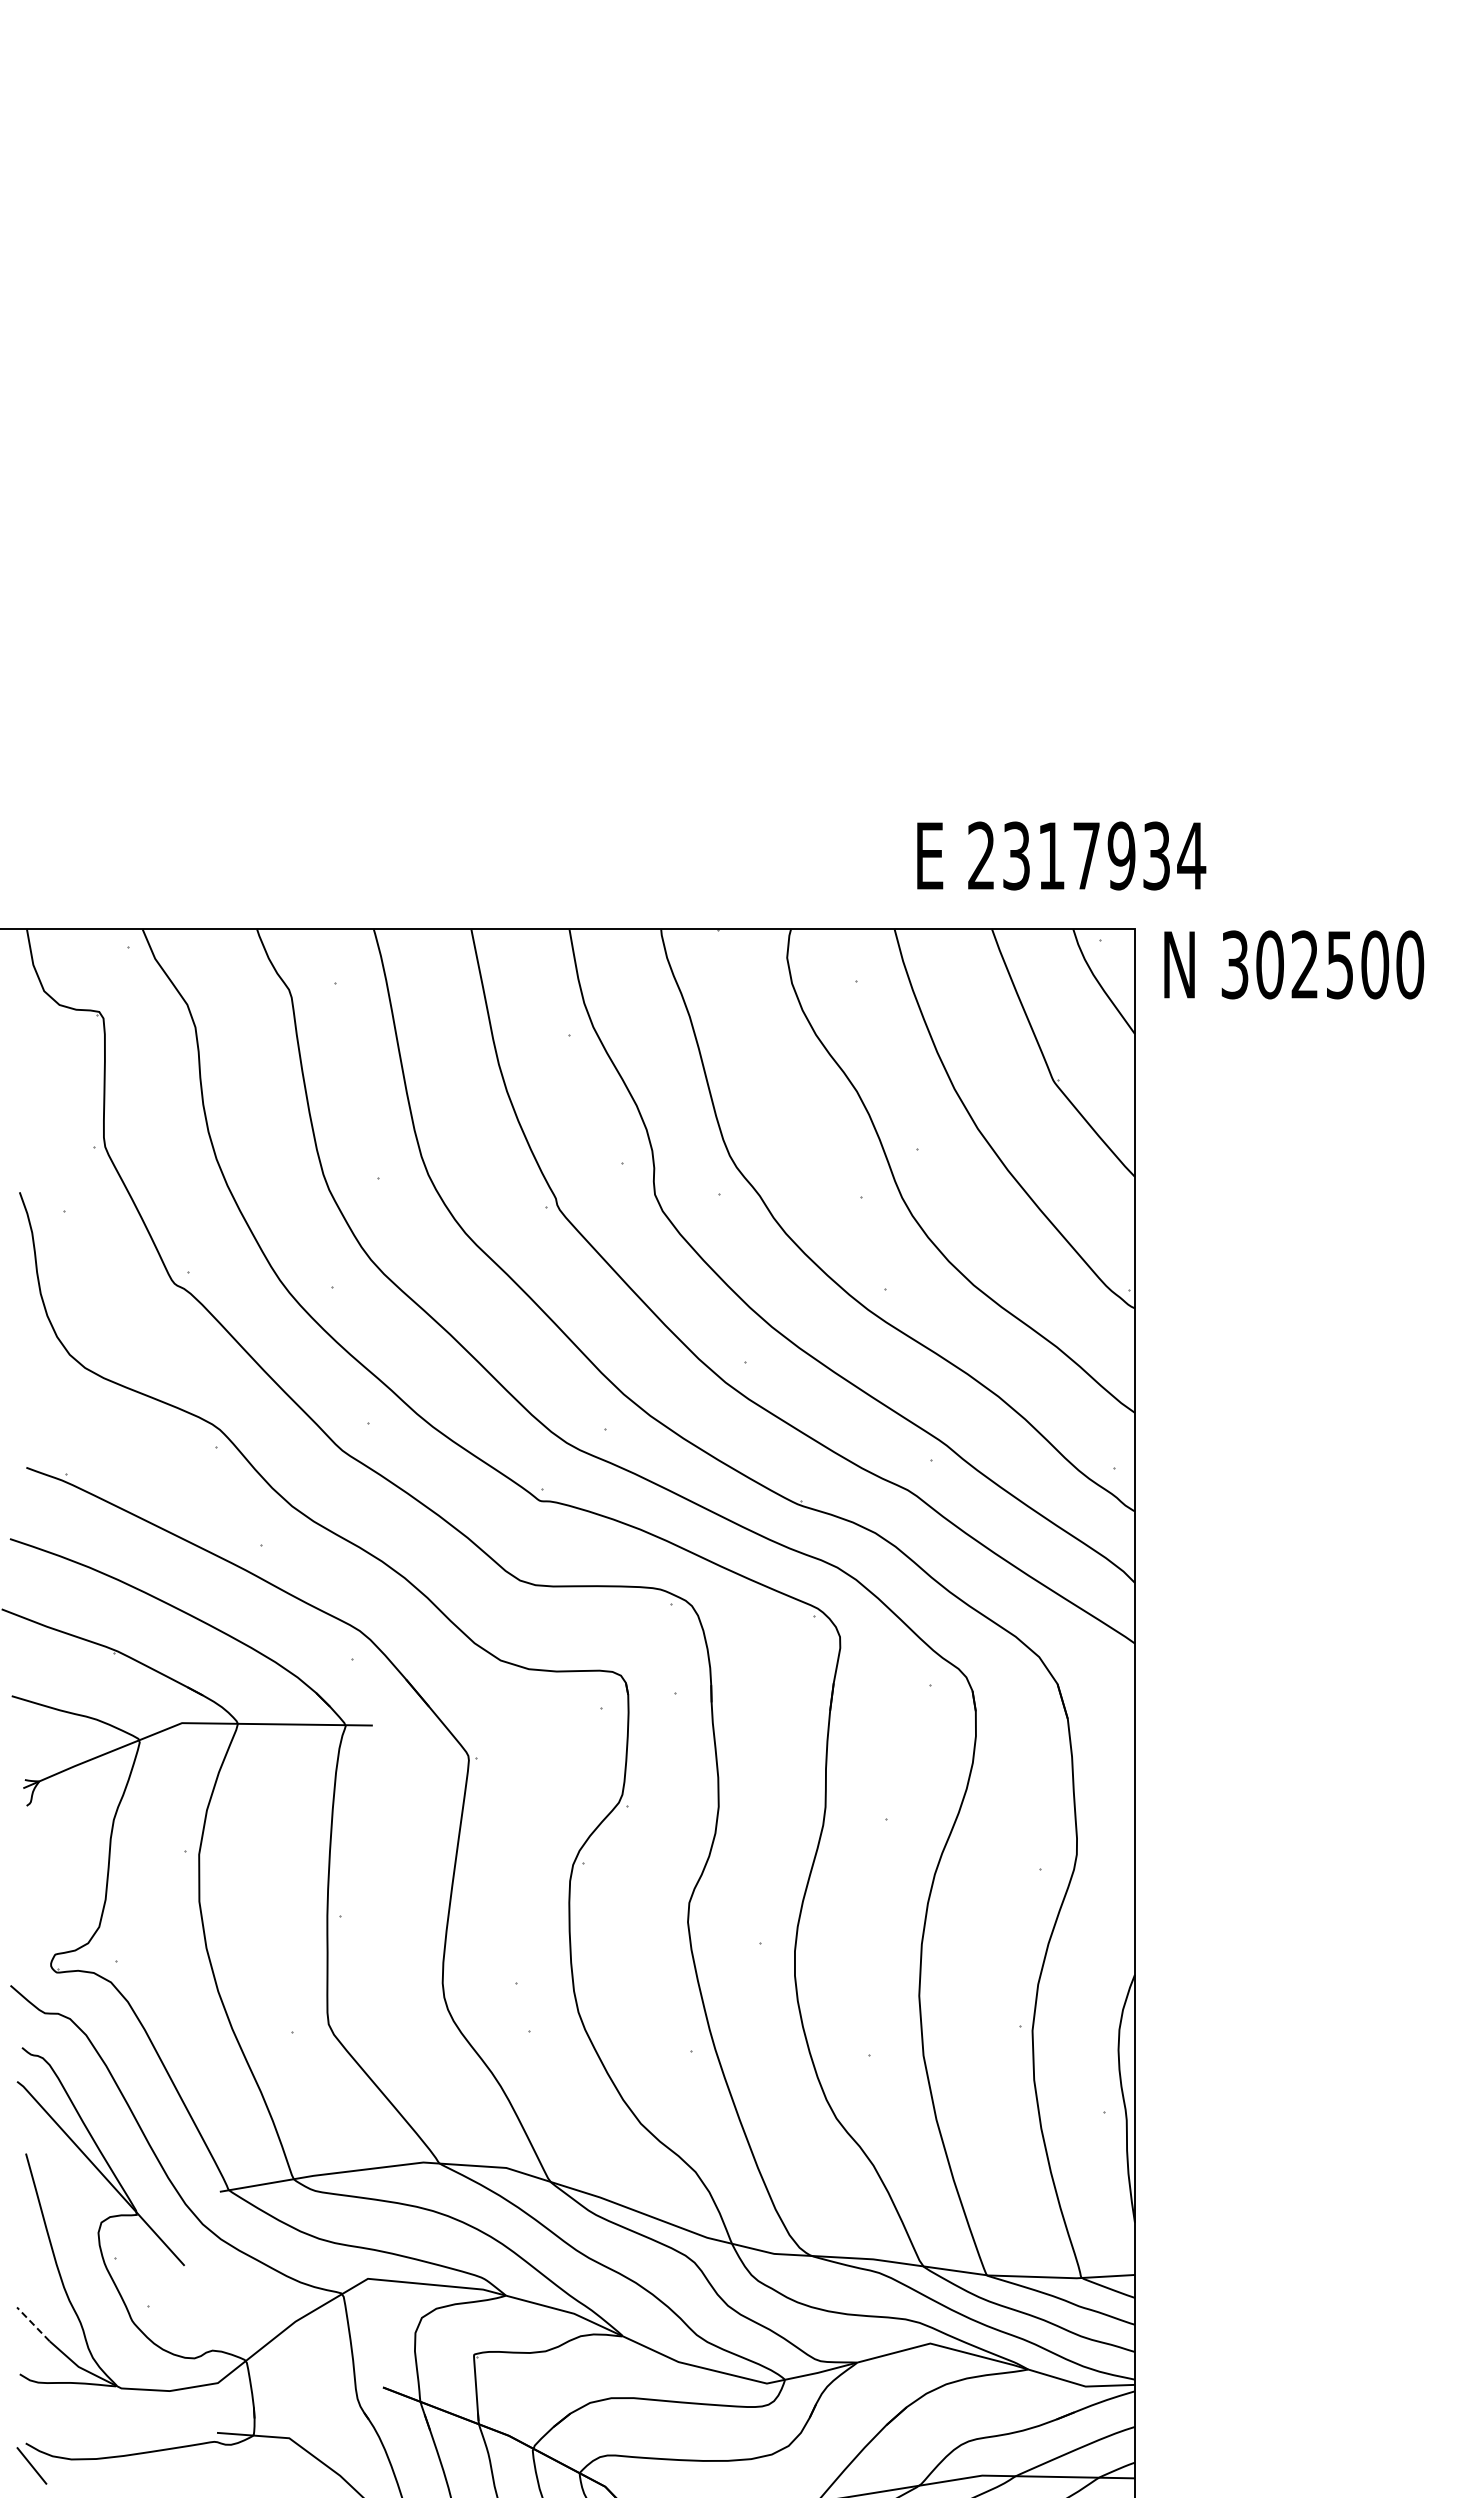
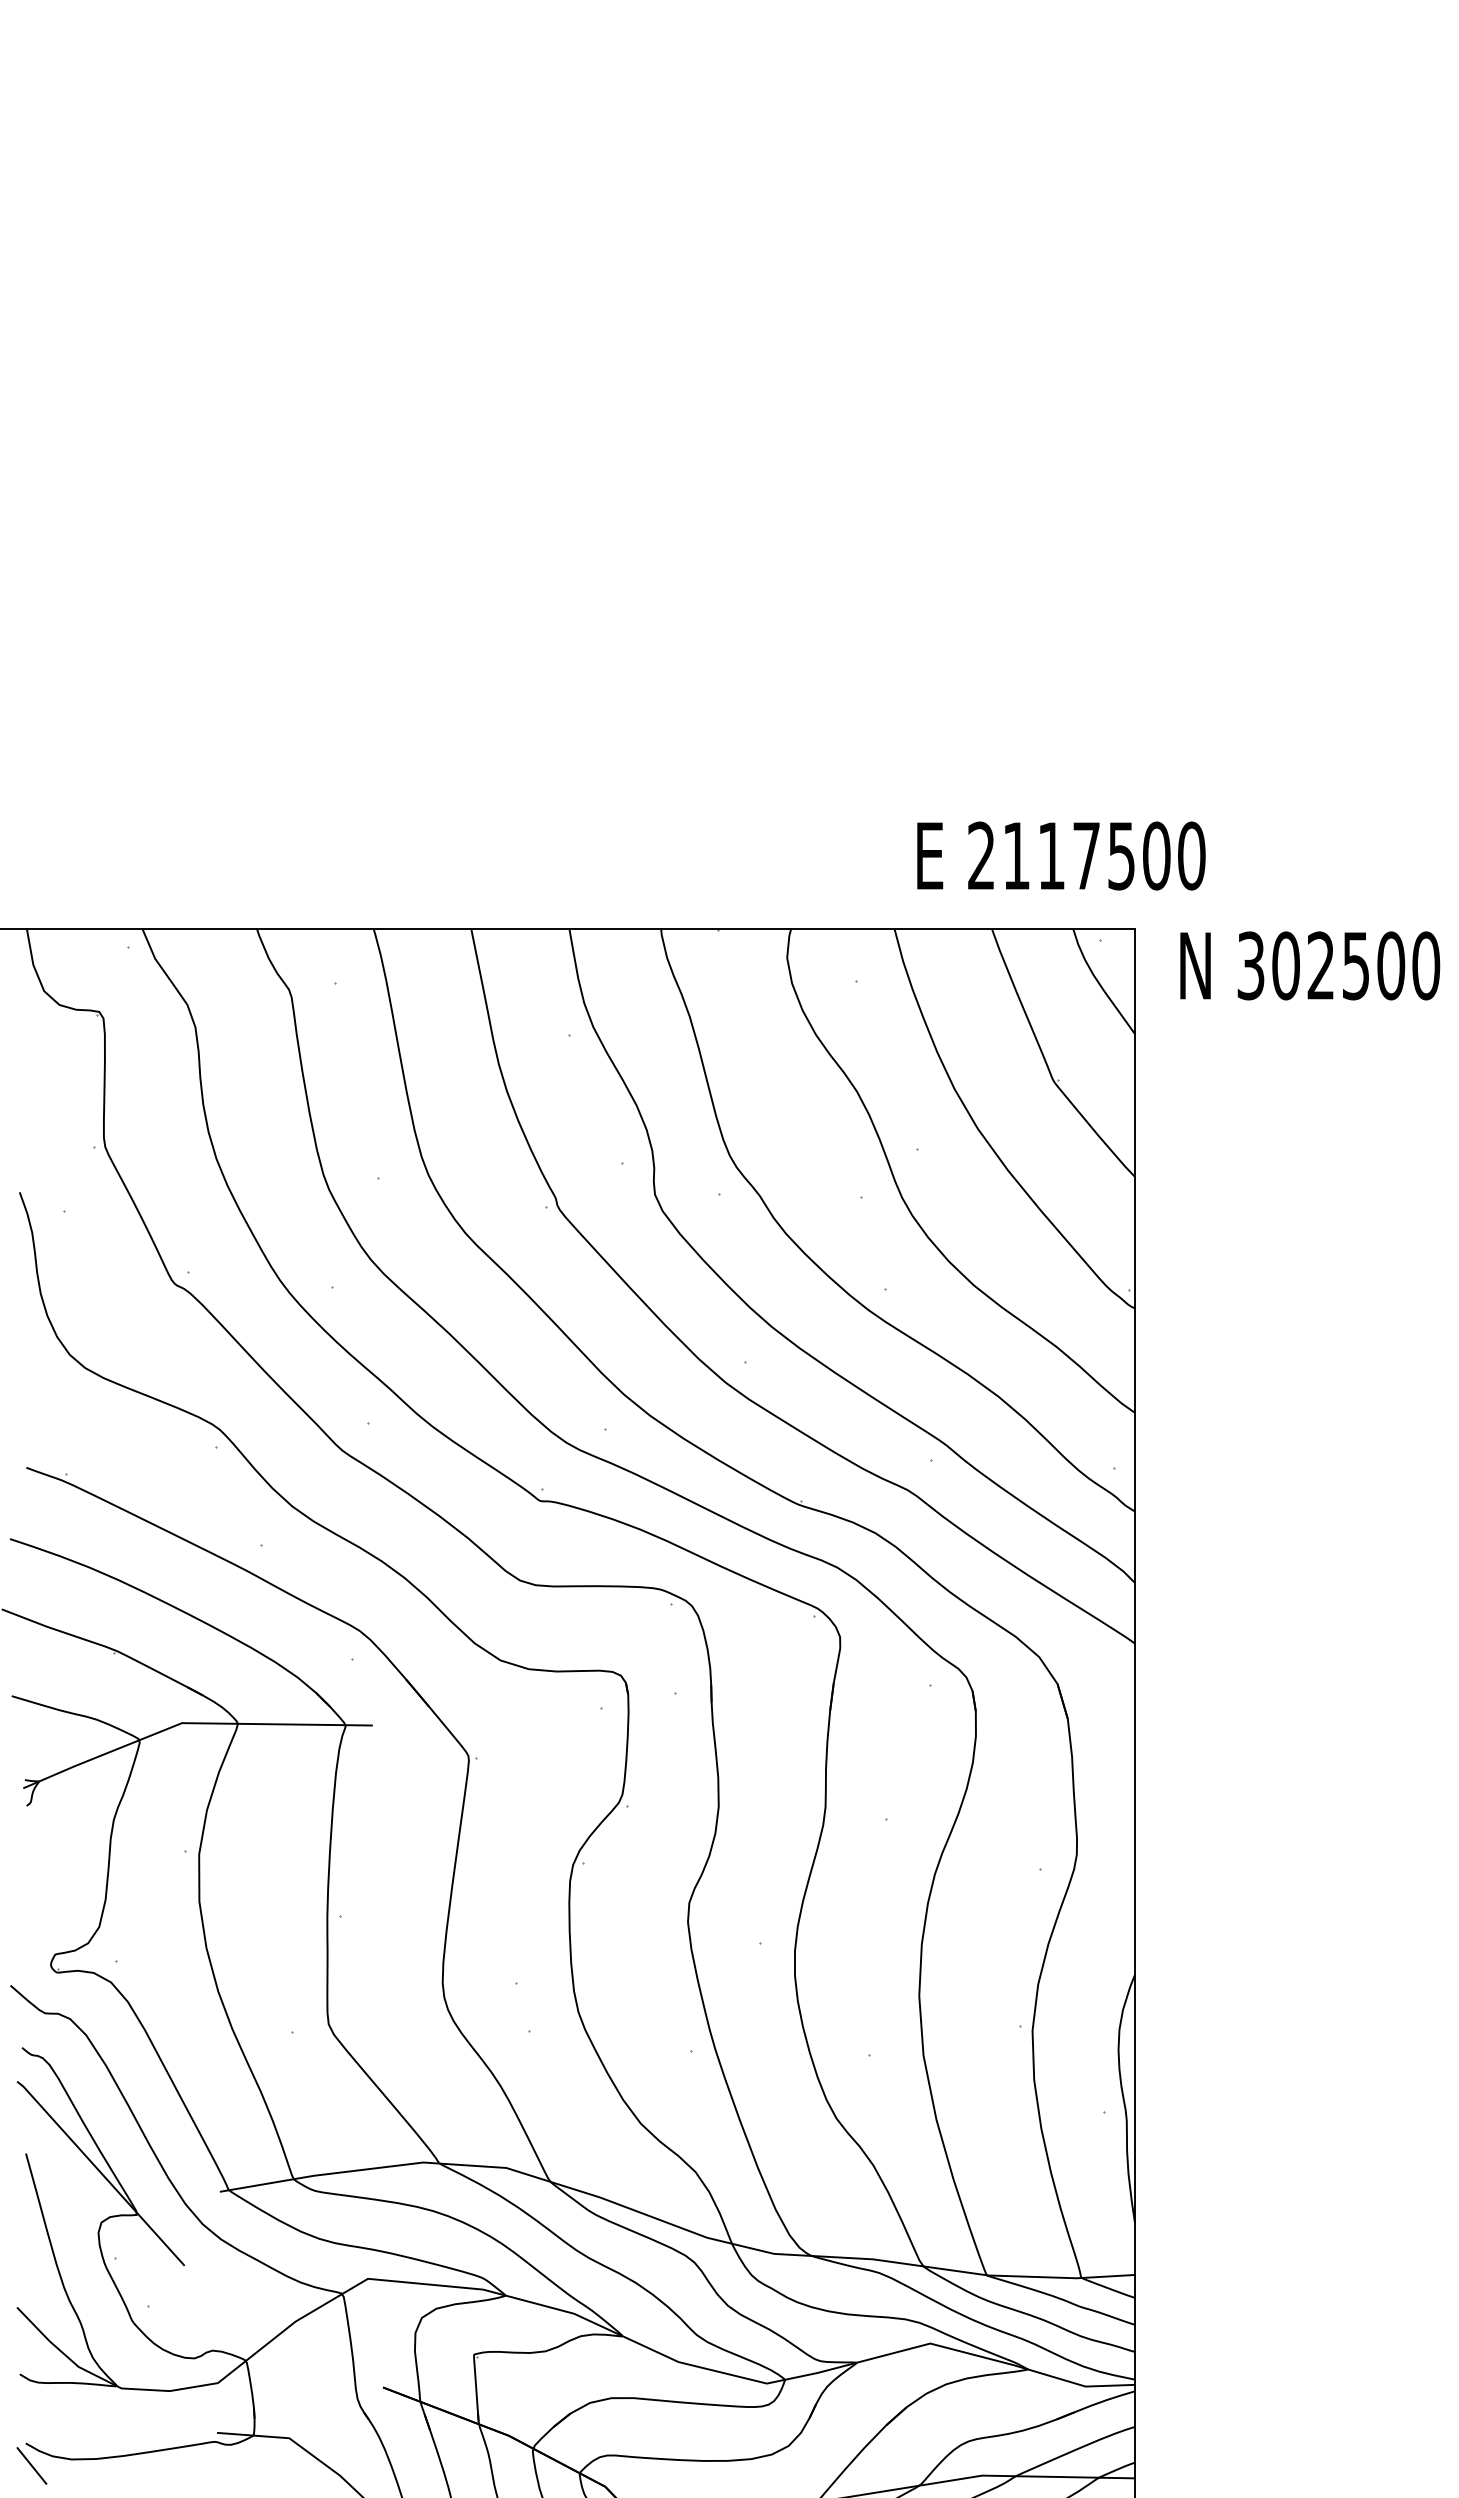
text: 2317934 -> 2117500 (1104, 855)
text position: (1294, 964) -> (1310, 965) (1310, 965)
line: dashed -> solid (33, 2324)
